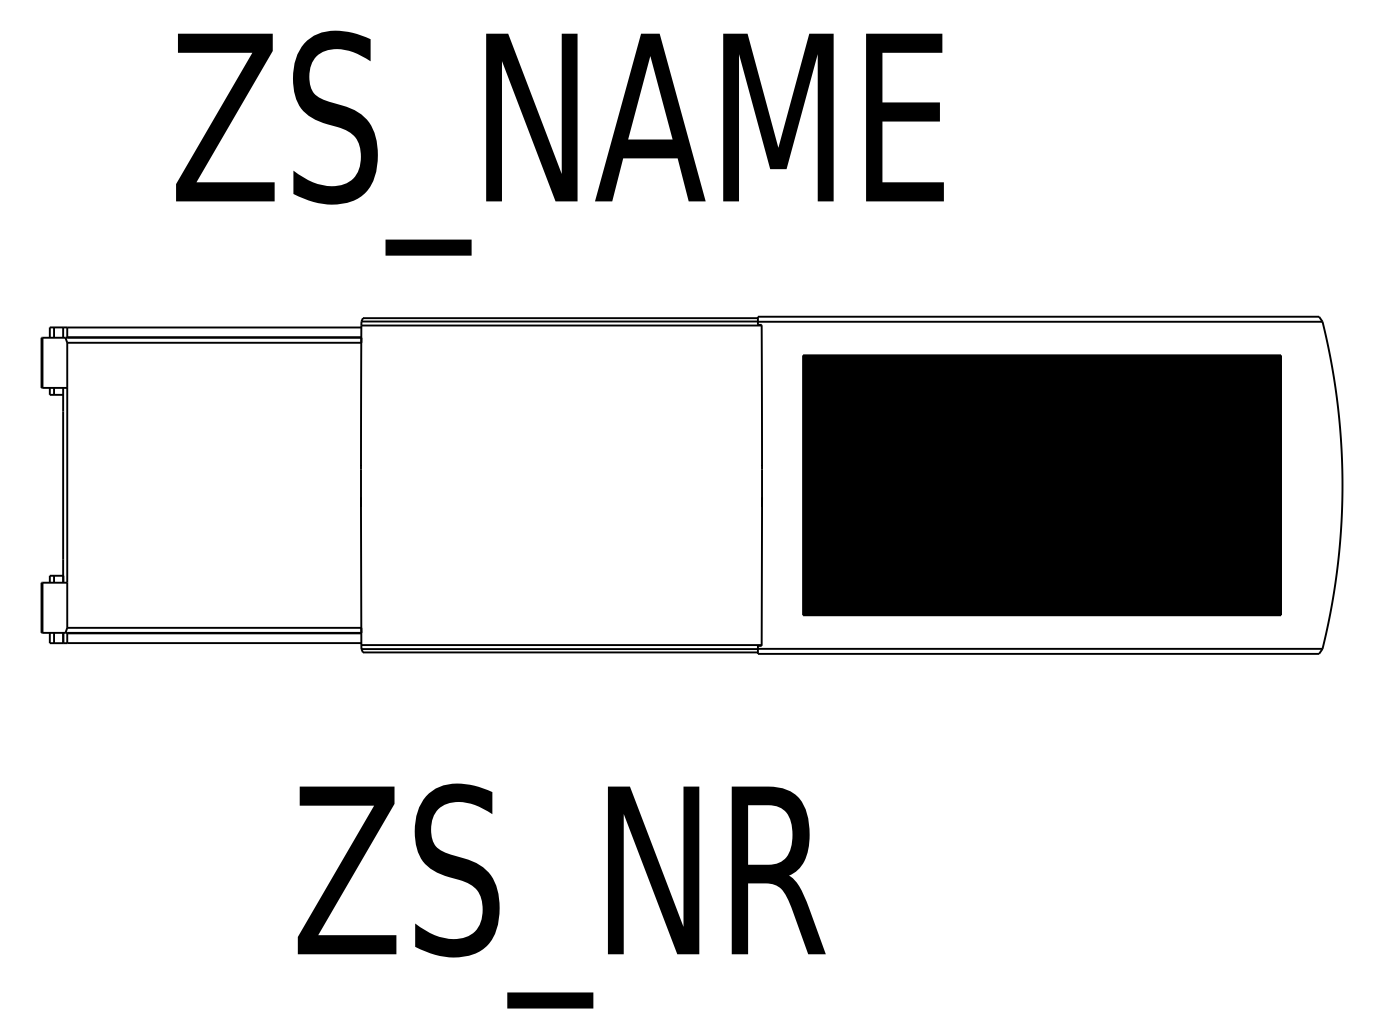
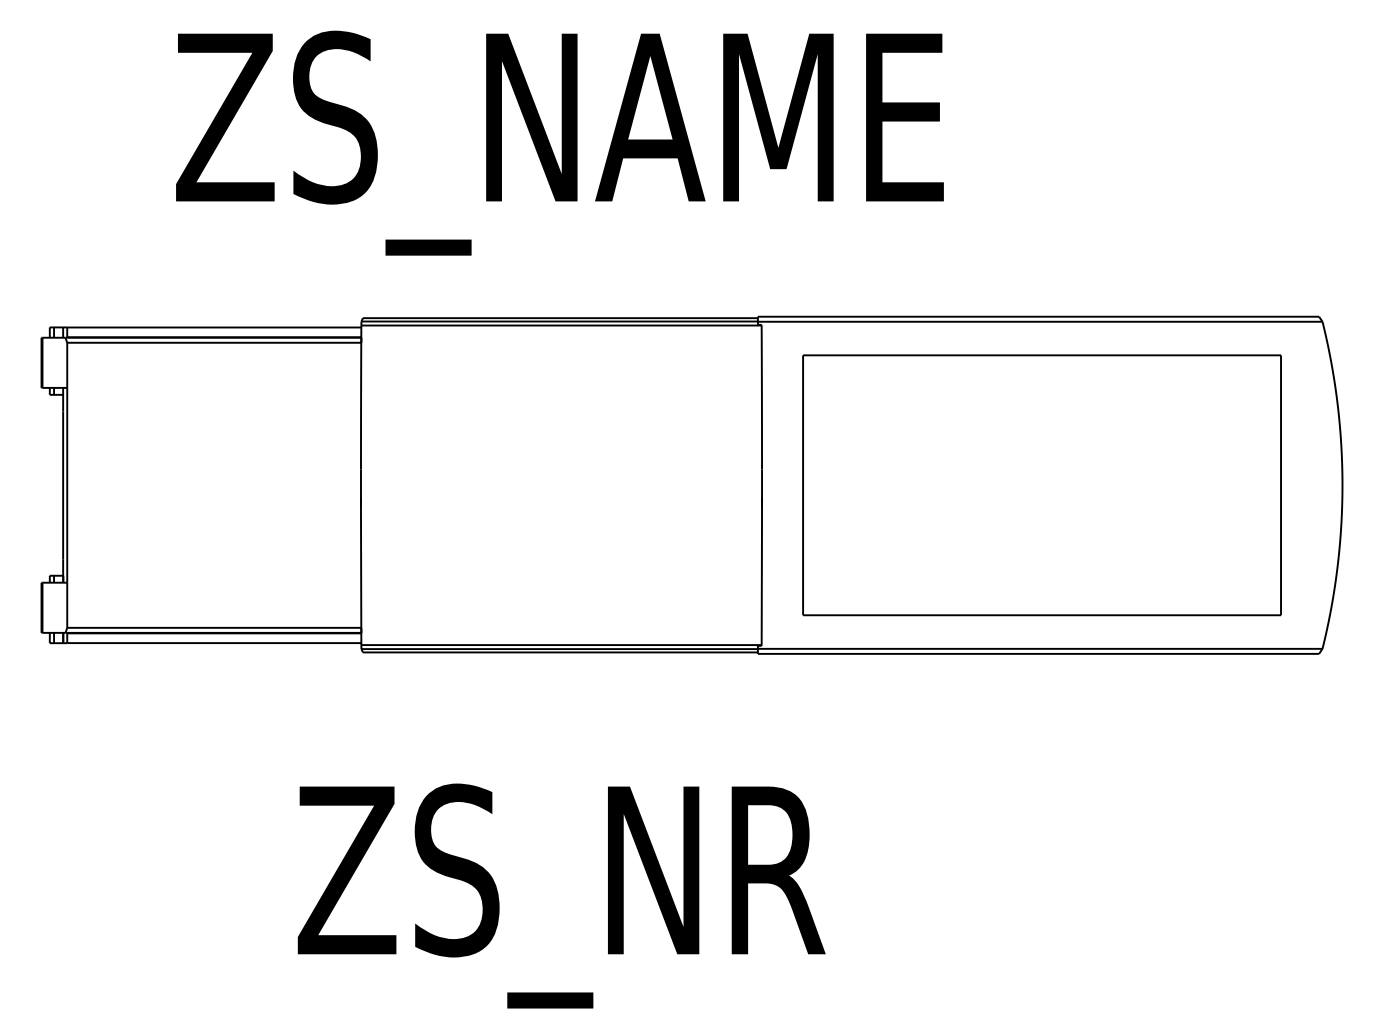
fill: present -> none (1042, 485)
